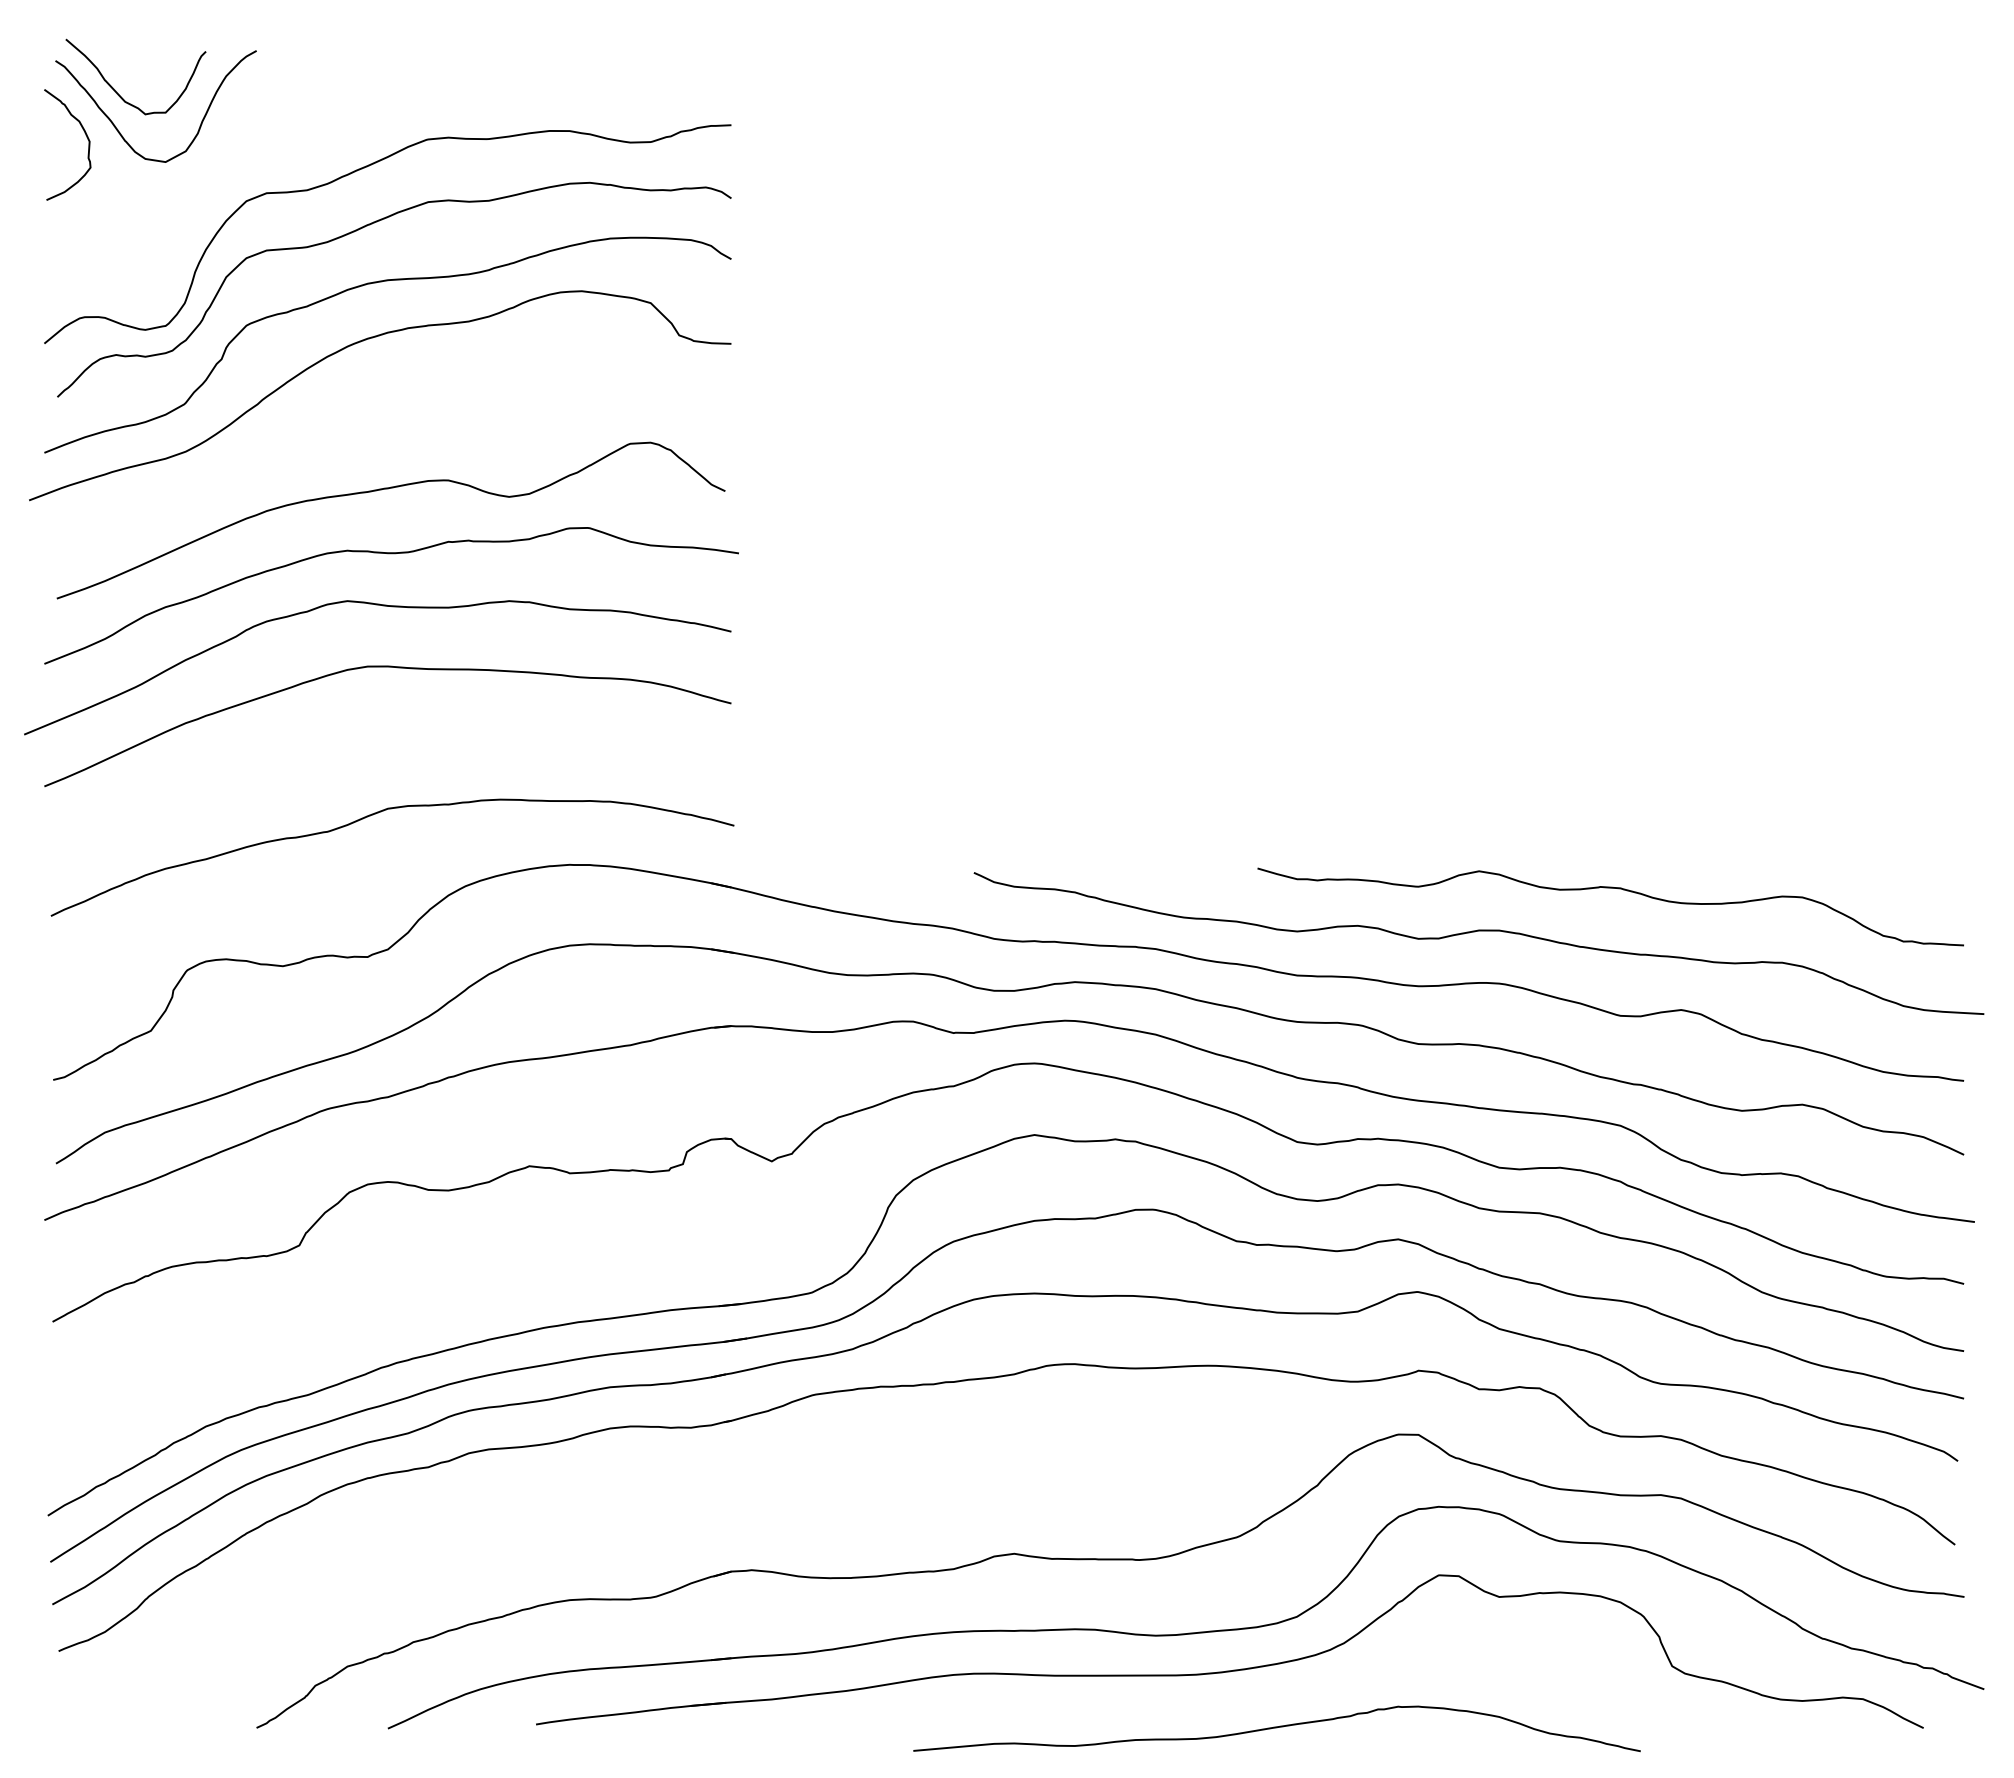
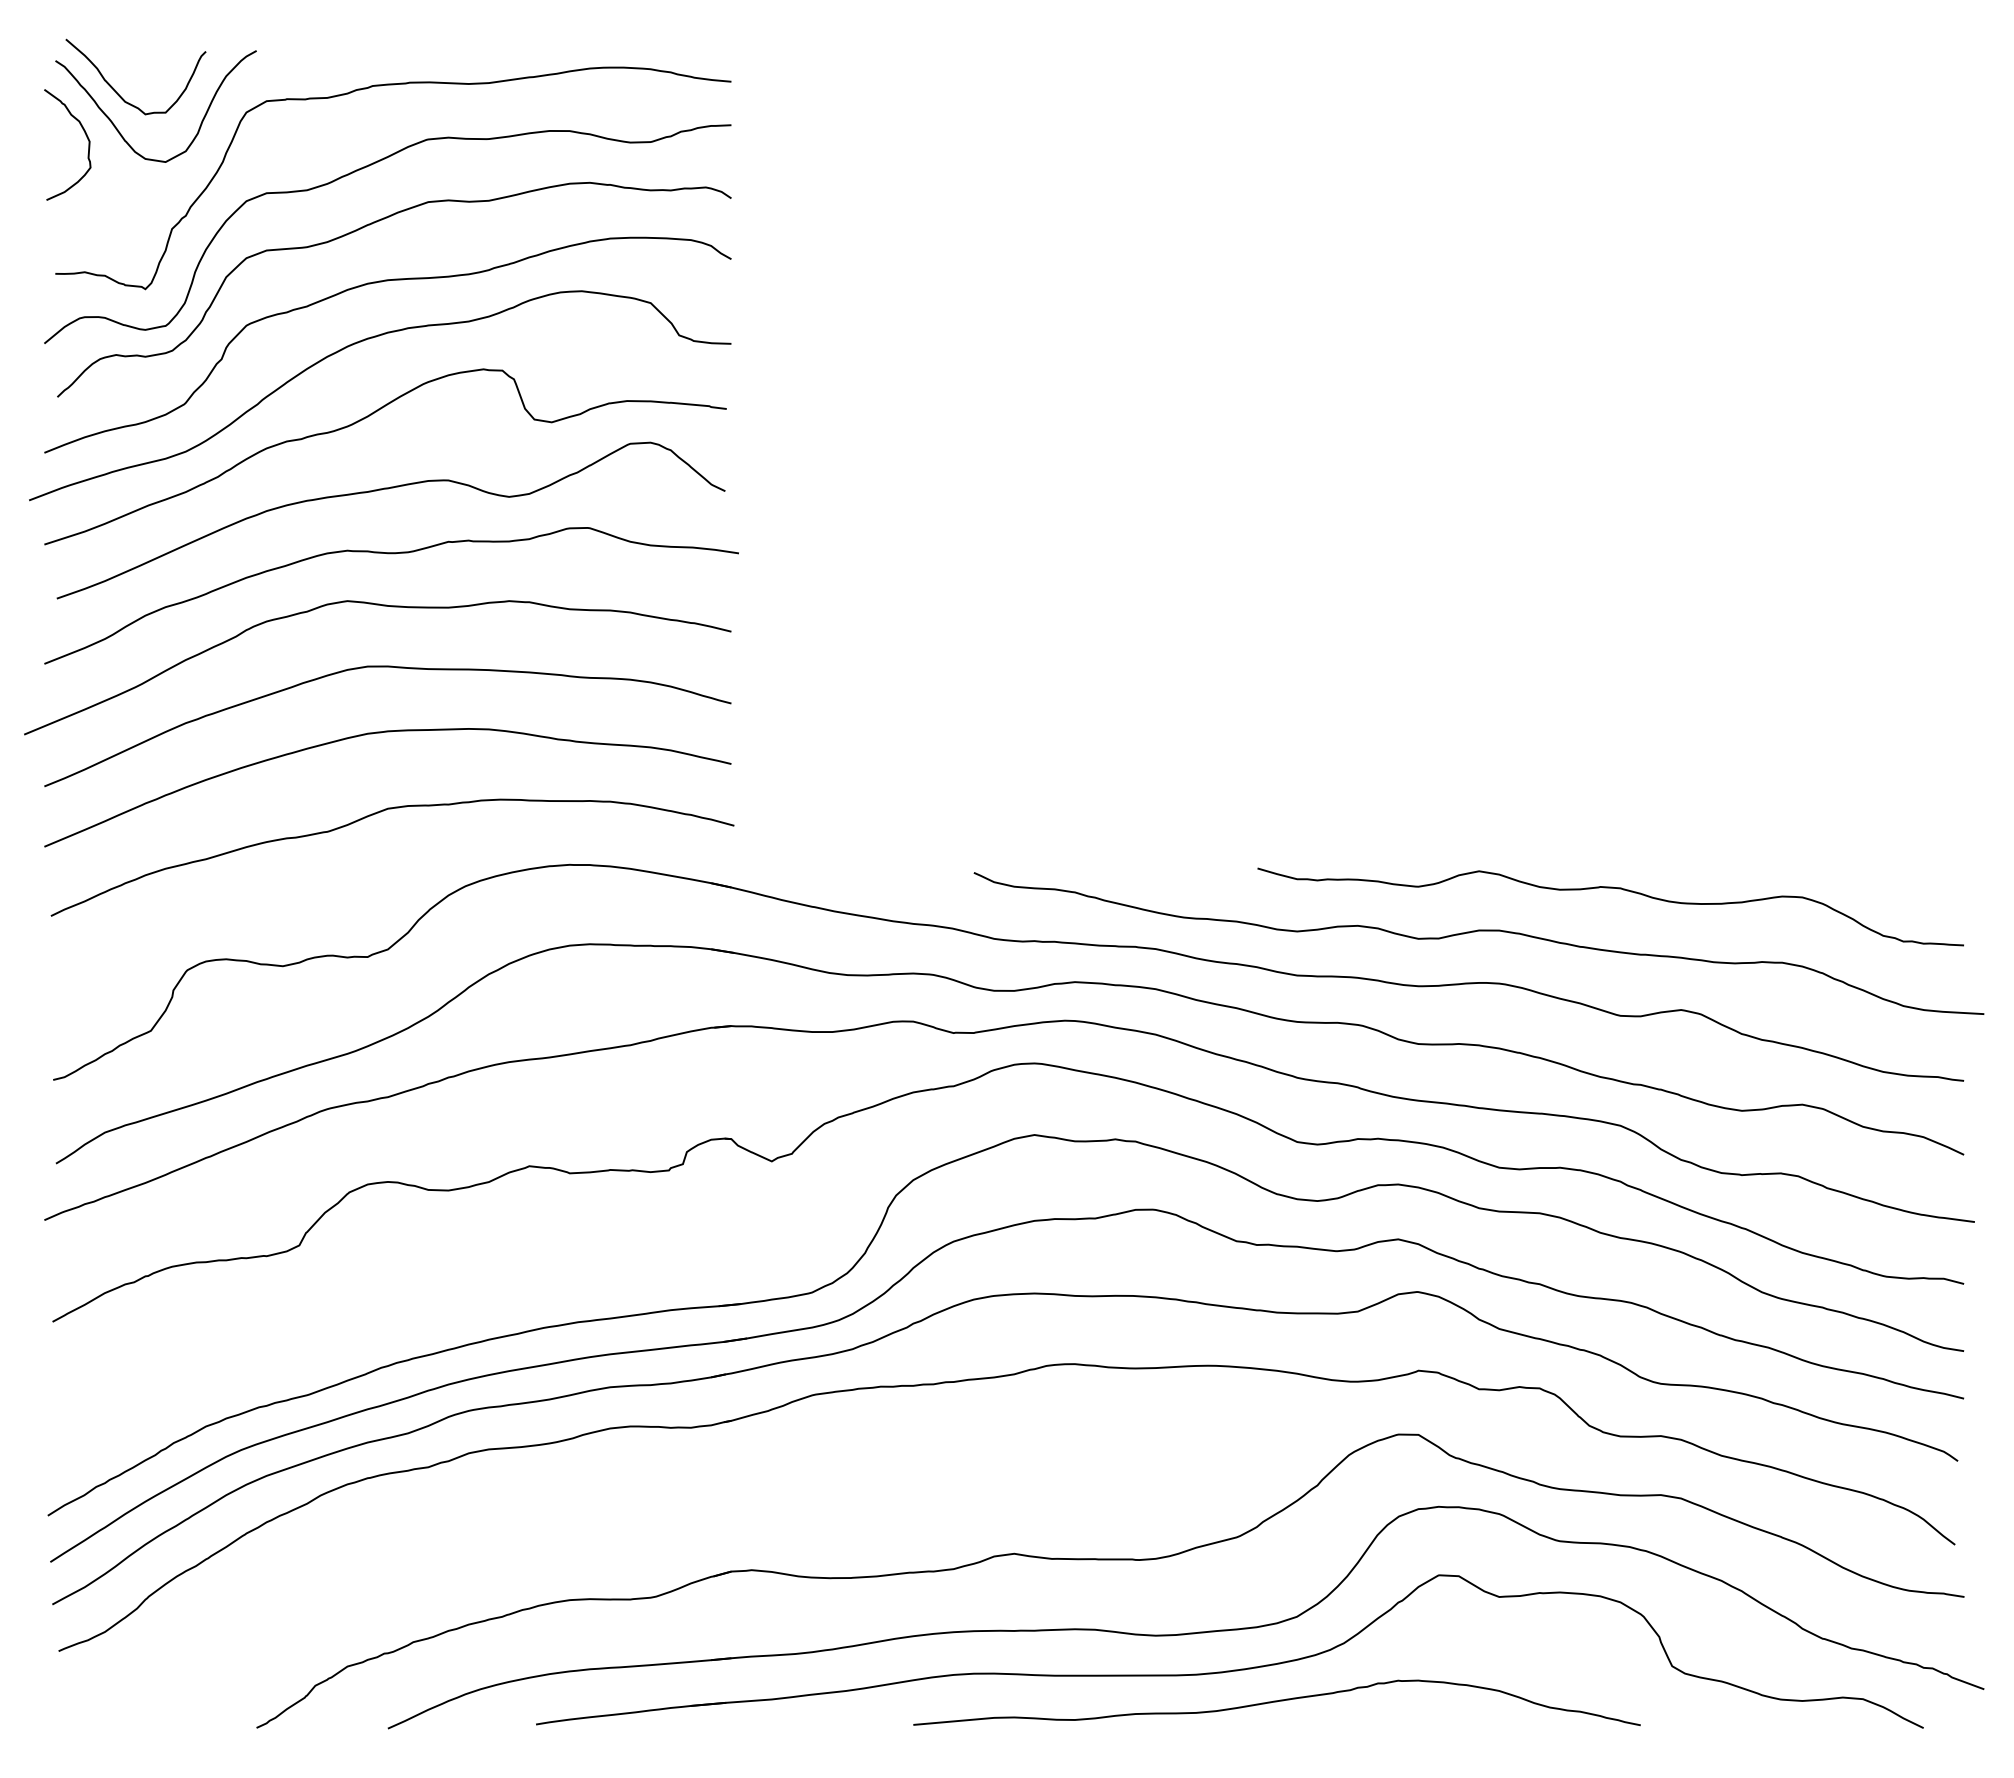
curve: none -> present (381, 86)
curve: none -> present (366, 418)
curve: none -> present (381, 733)
curve position: (1276, 1728) -> (1276, 1702) (1276, 1702)
